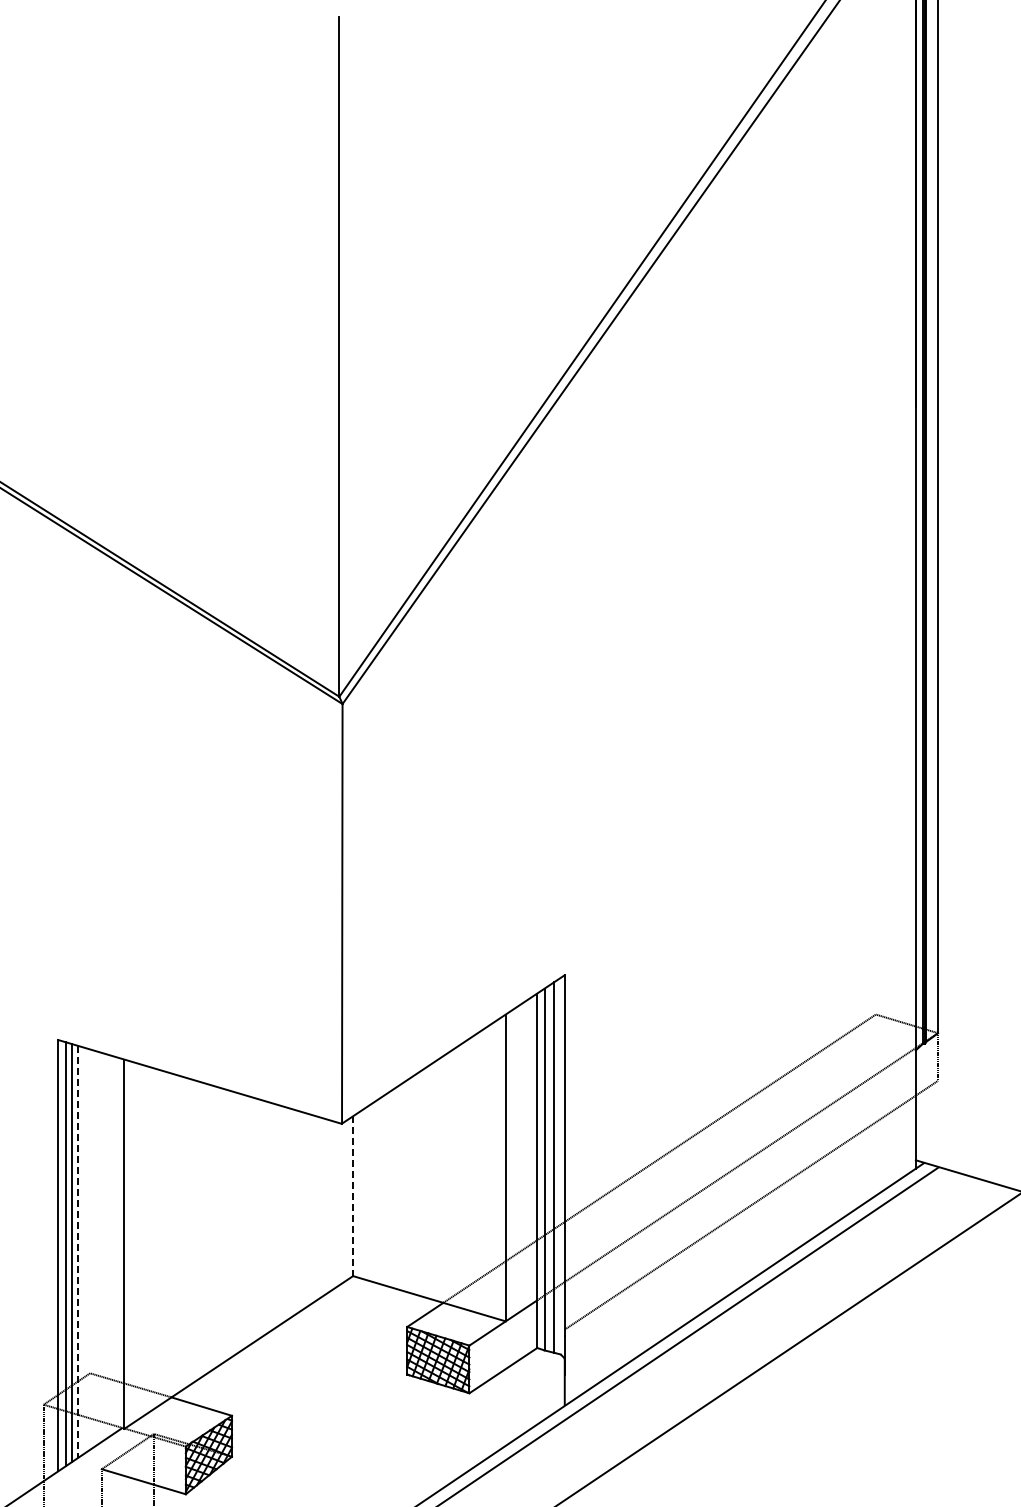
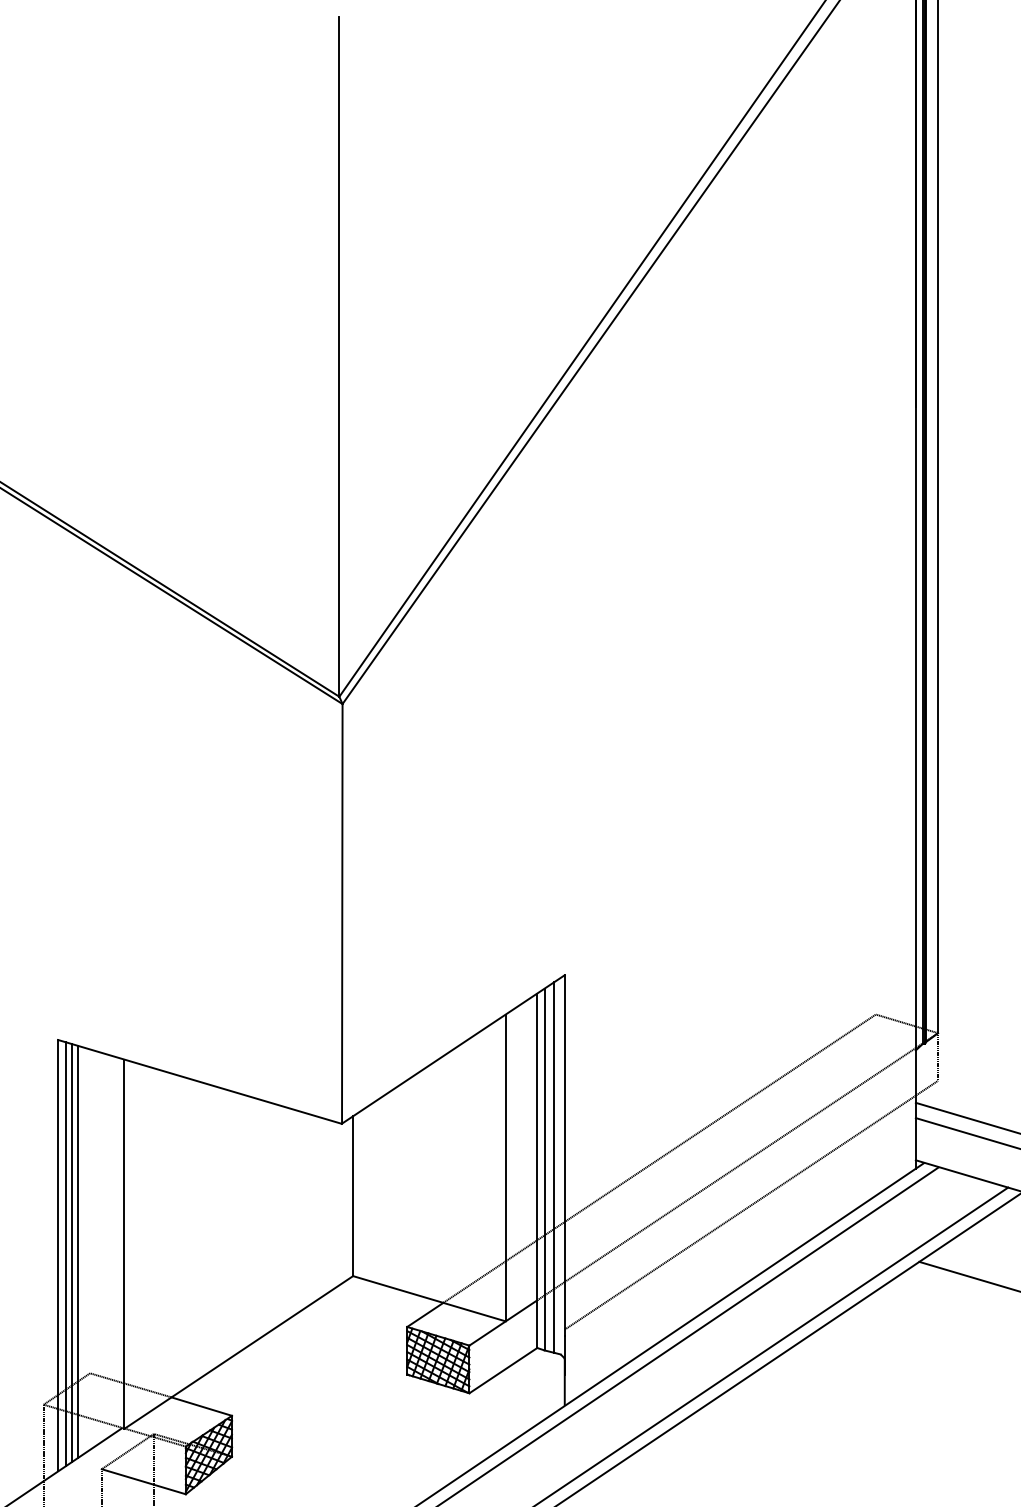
line: none -> present (966, 1117)
line: none -> present (966, 1133)
line: dashed -> solid (353, 1196)
line: dashed -> solid (77, 1252)
line: none -> present (968, 1275)
line: none -> present (773, 1345)
